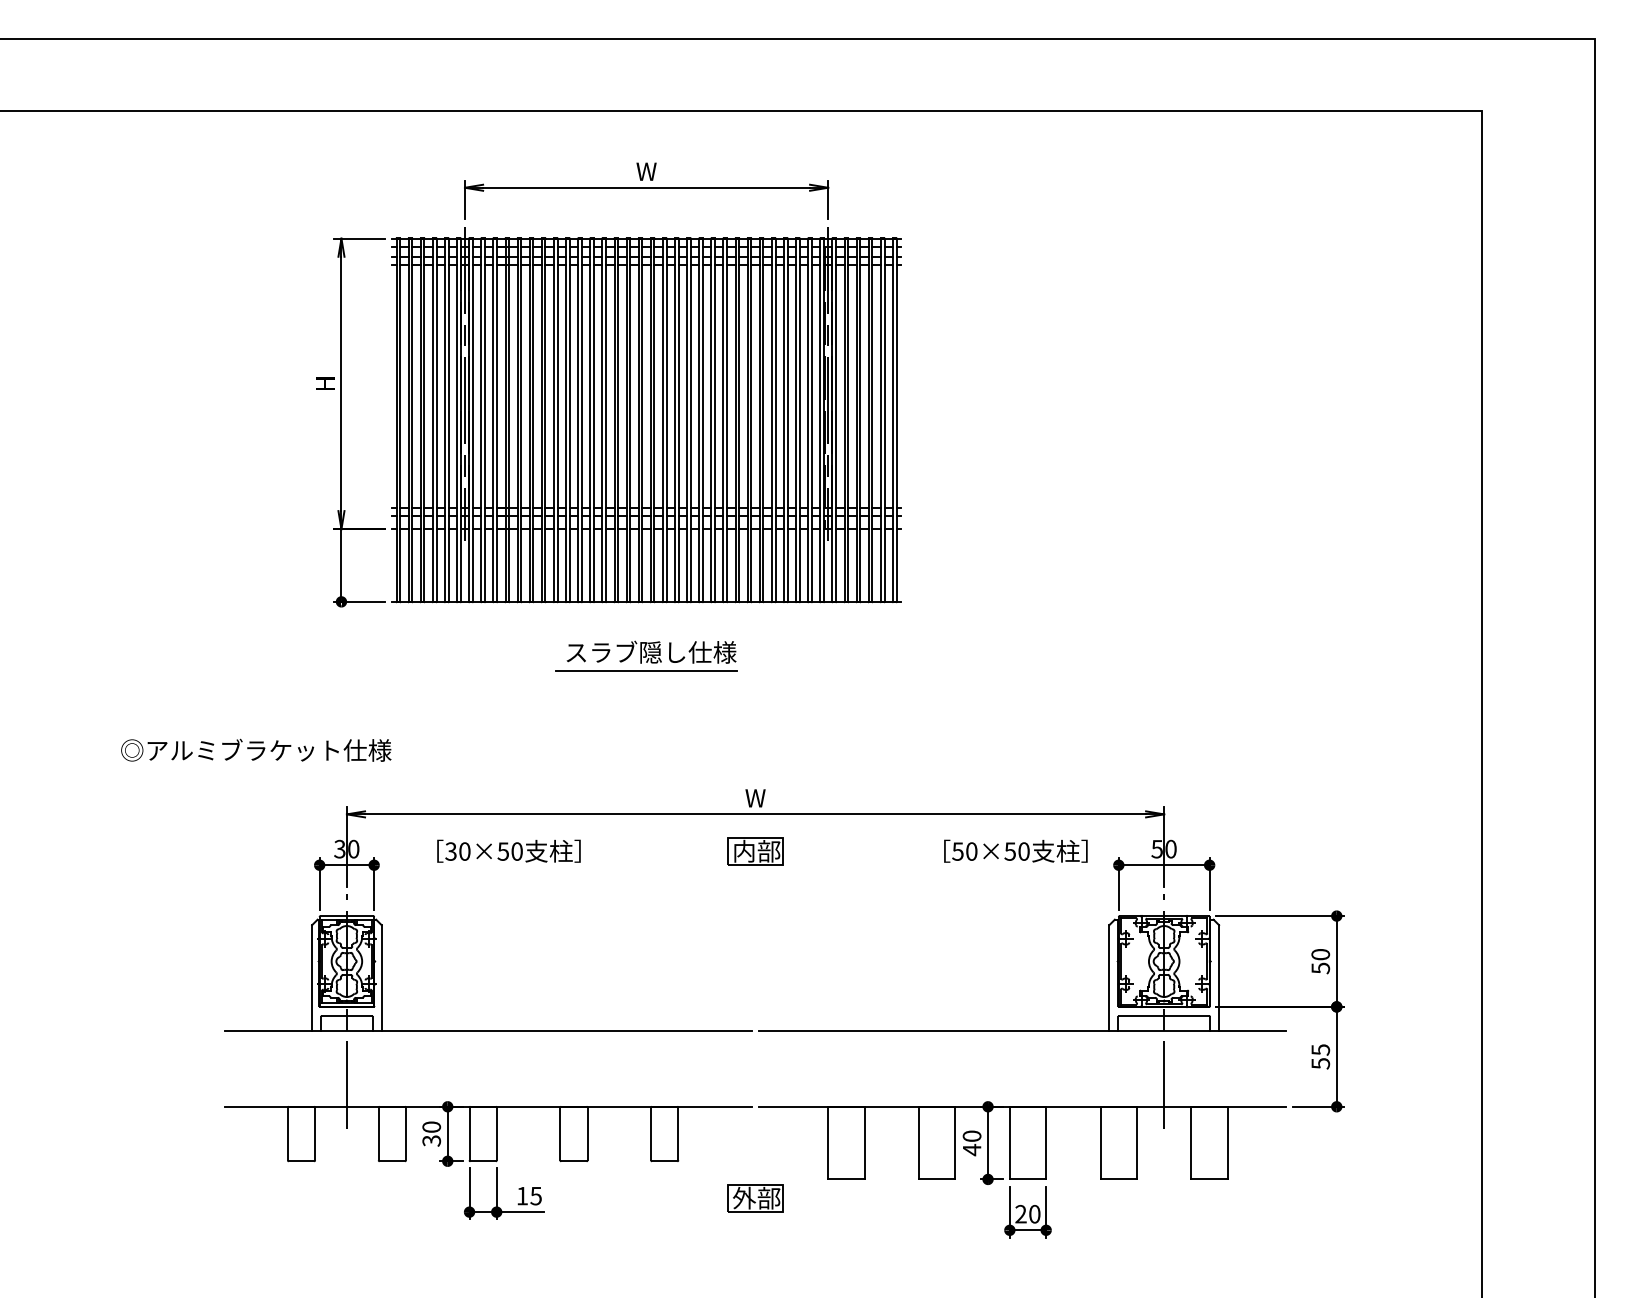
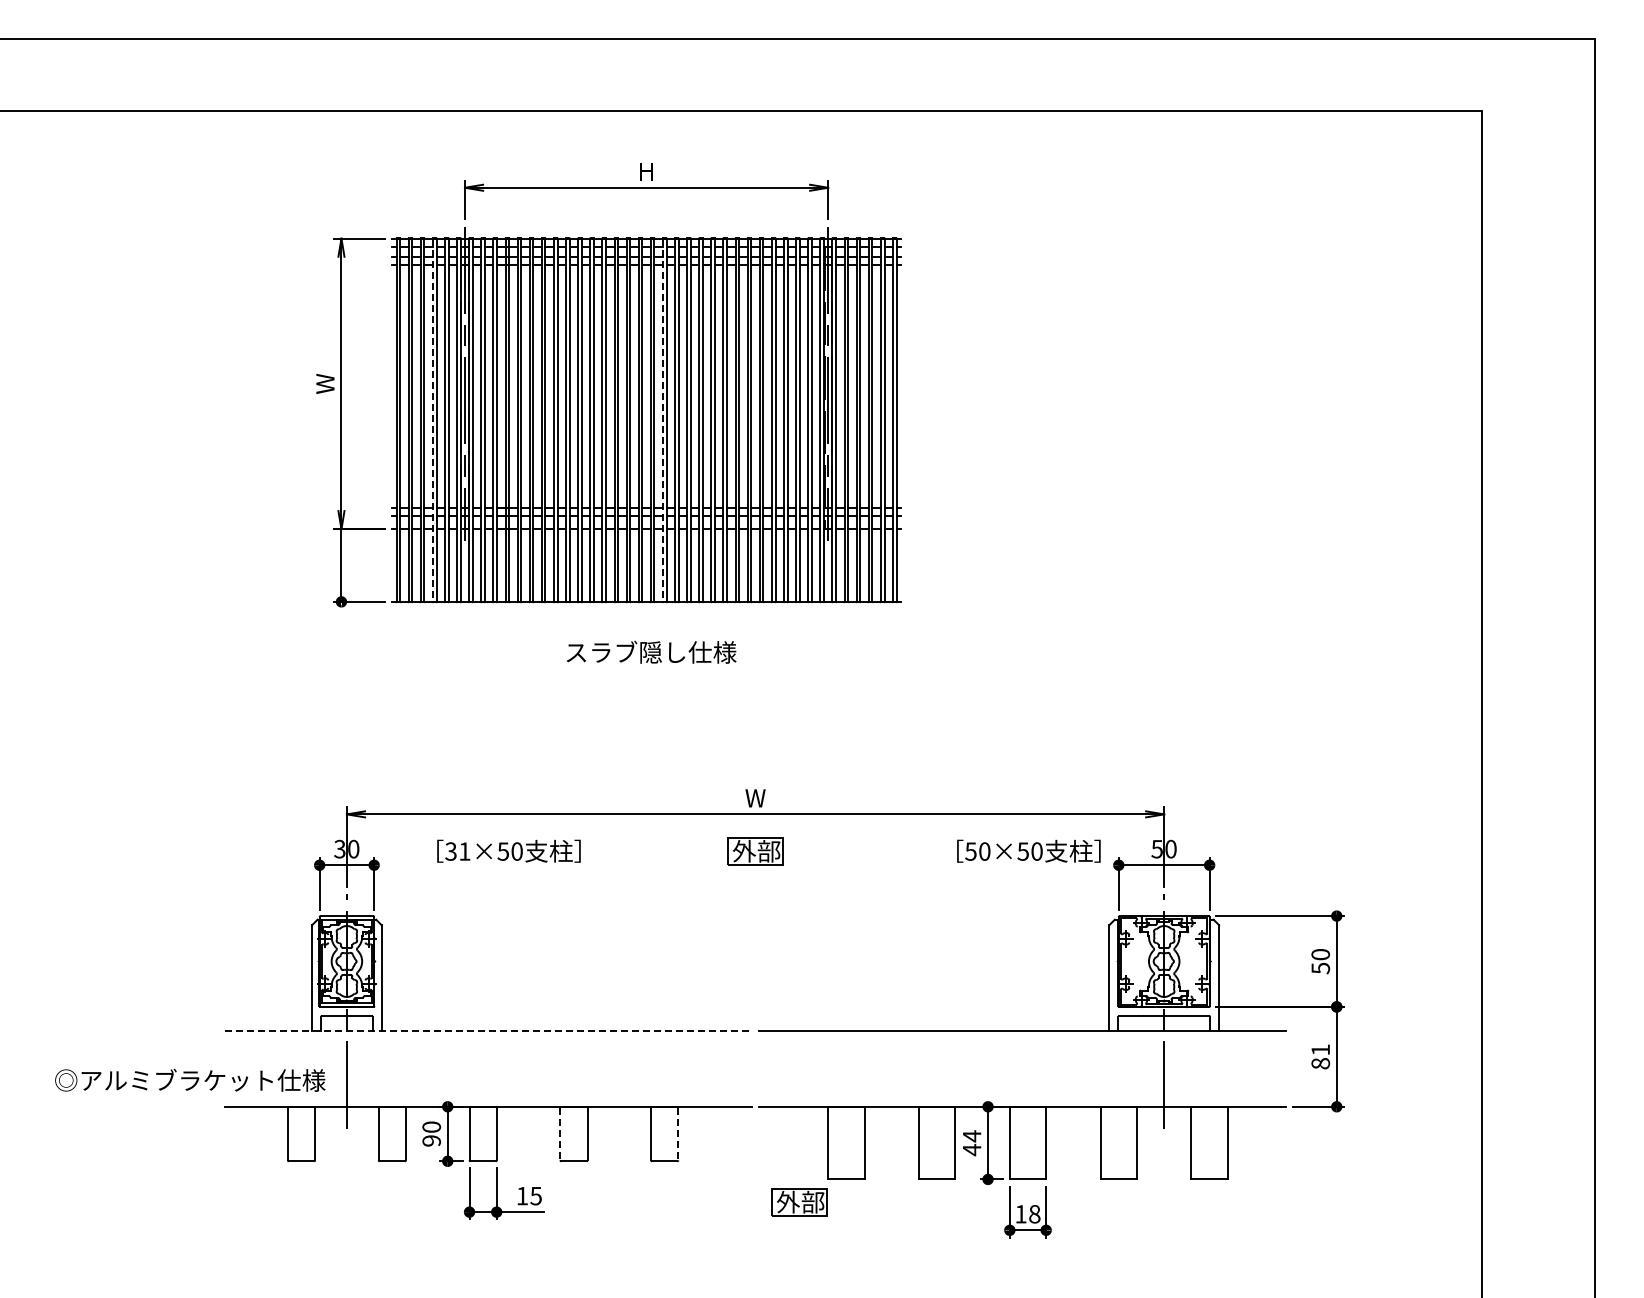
text: W -> H (646, 171)
text: H -> W (325, 383)
line: solid -> dashed (432, 420)
line: solid -> dashed (662, 420)
line: present -> none (646, 670)
text position: (256, 749) -> (190, 1079) (190, 1079)
text: 内部 -> 外部 (744, 850)
text position: (1015, 850) -> (1028, 850) (1028, 850)
text: 30×50 -> 31×50 (464, 851)
line: solid -> dashed (489, 1030)
text: 55 -> 81 (1320, 1056)
line: solid -> dashed (560, 1134)
line: solid -> dashed (678, 1134)
text: 40 -> 44 (971, 1136)
text: 30 -> 90 (431, 1140)
part position: (755, 1198) -> (799, 1202) (799, 1202)
text: 20 -> 18 (1027, 1213)
